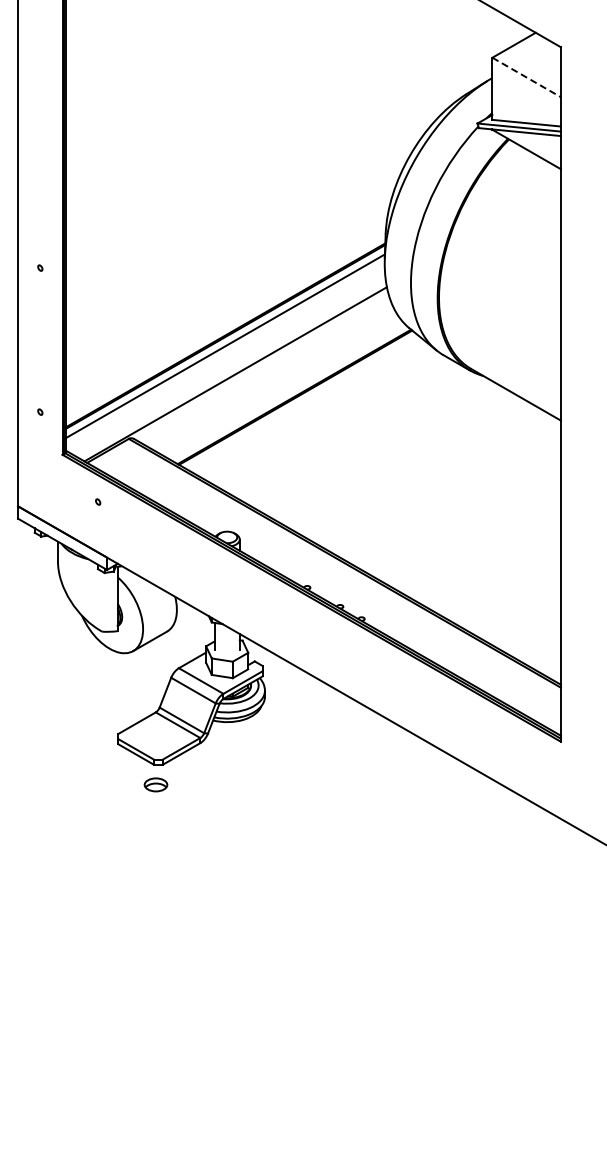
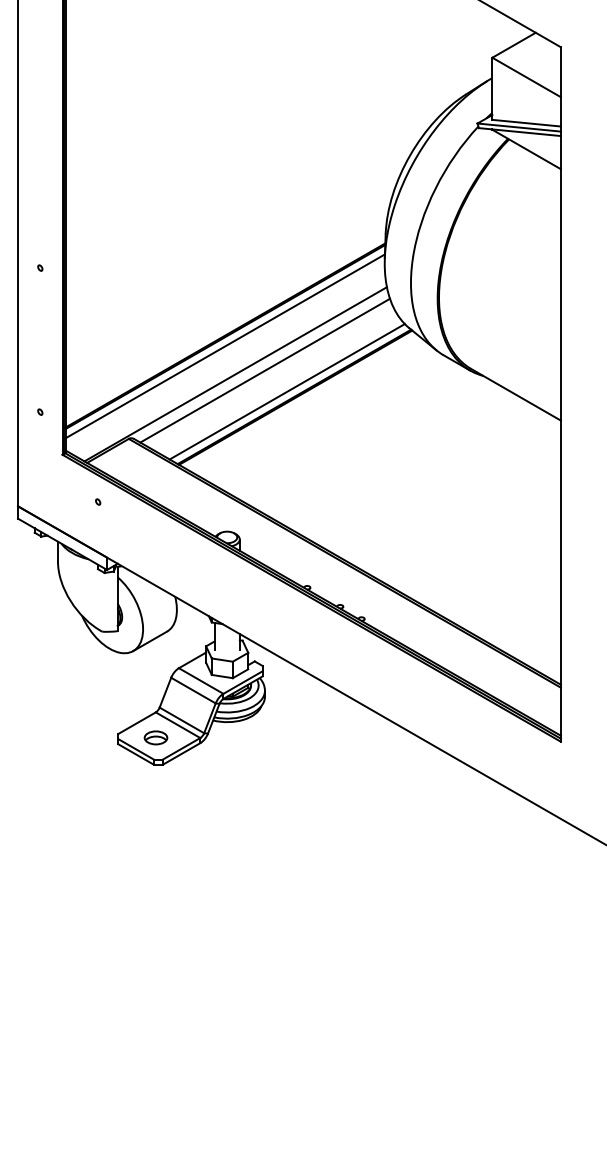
line: dashed -> solid (526, 77)
line: none -> present (265, 370)
line: none -> present (286, 391)
part position: (155, 784) -> (155, 737) (155, 737)
